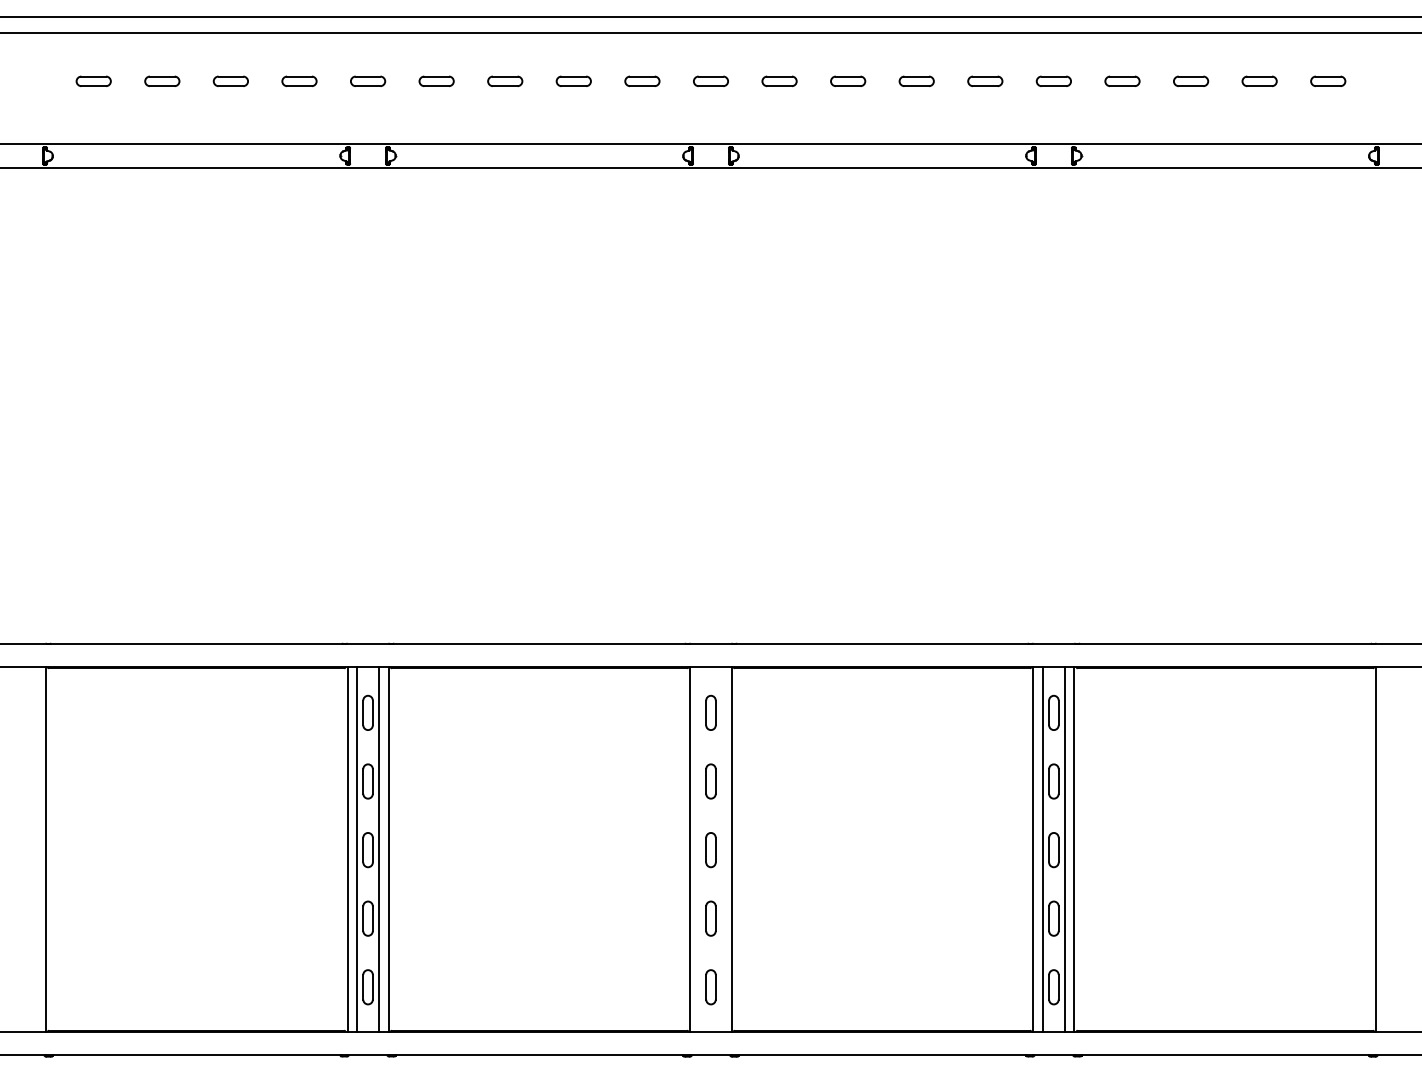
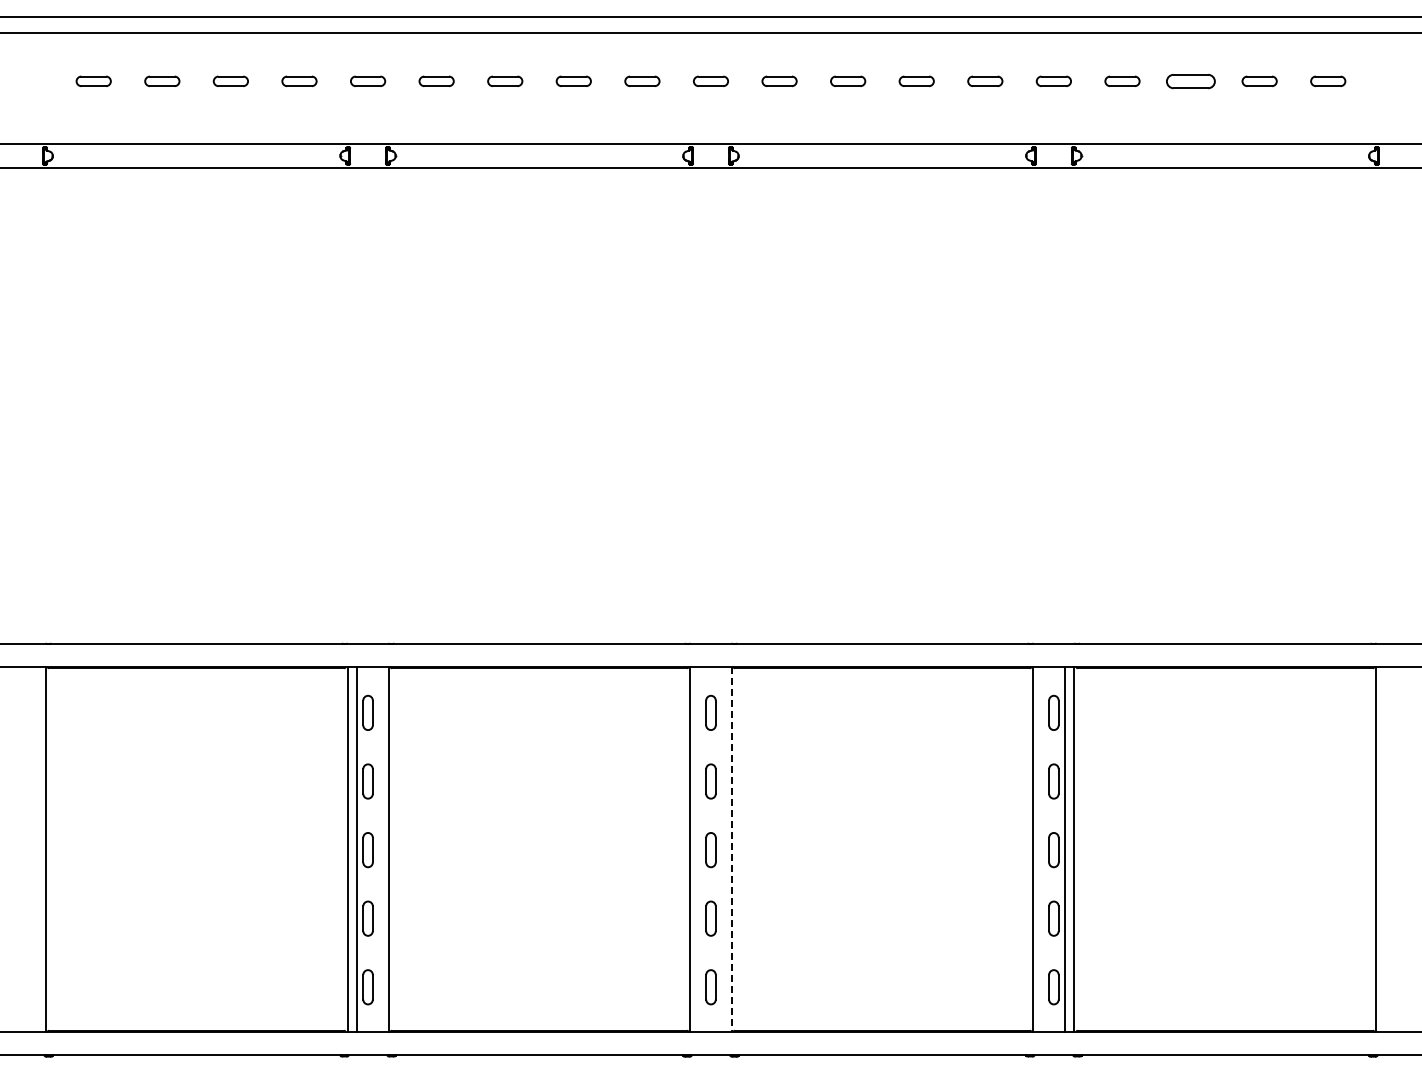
part size: 37x12 px -> 50x16 px (1190, 81)
line: present -> none (378, 849)
line: present -> none (1043, 849)
line: solid -> dashed (731, 850)
